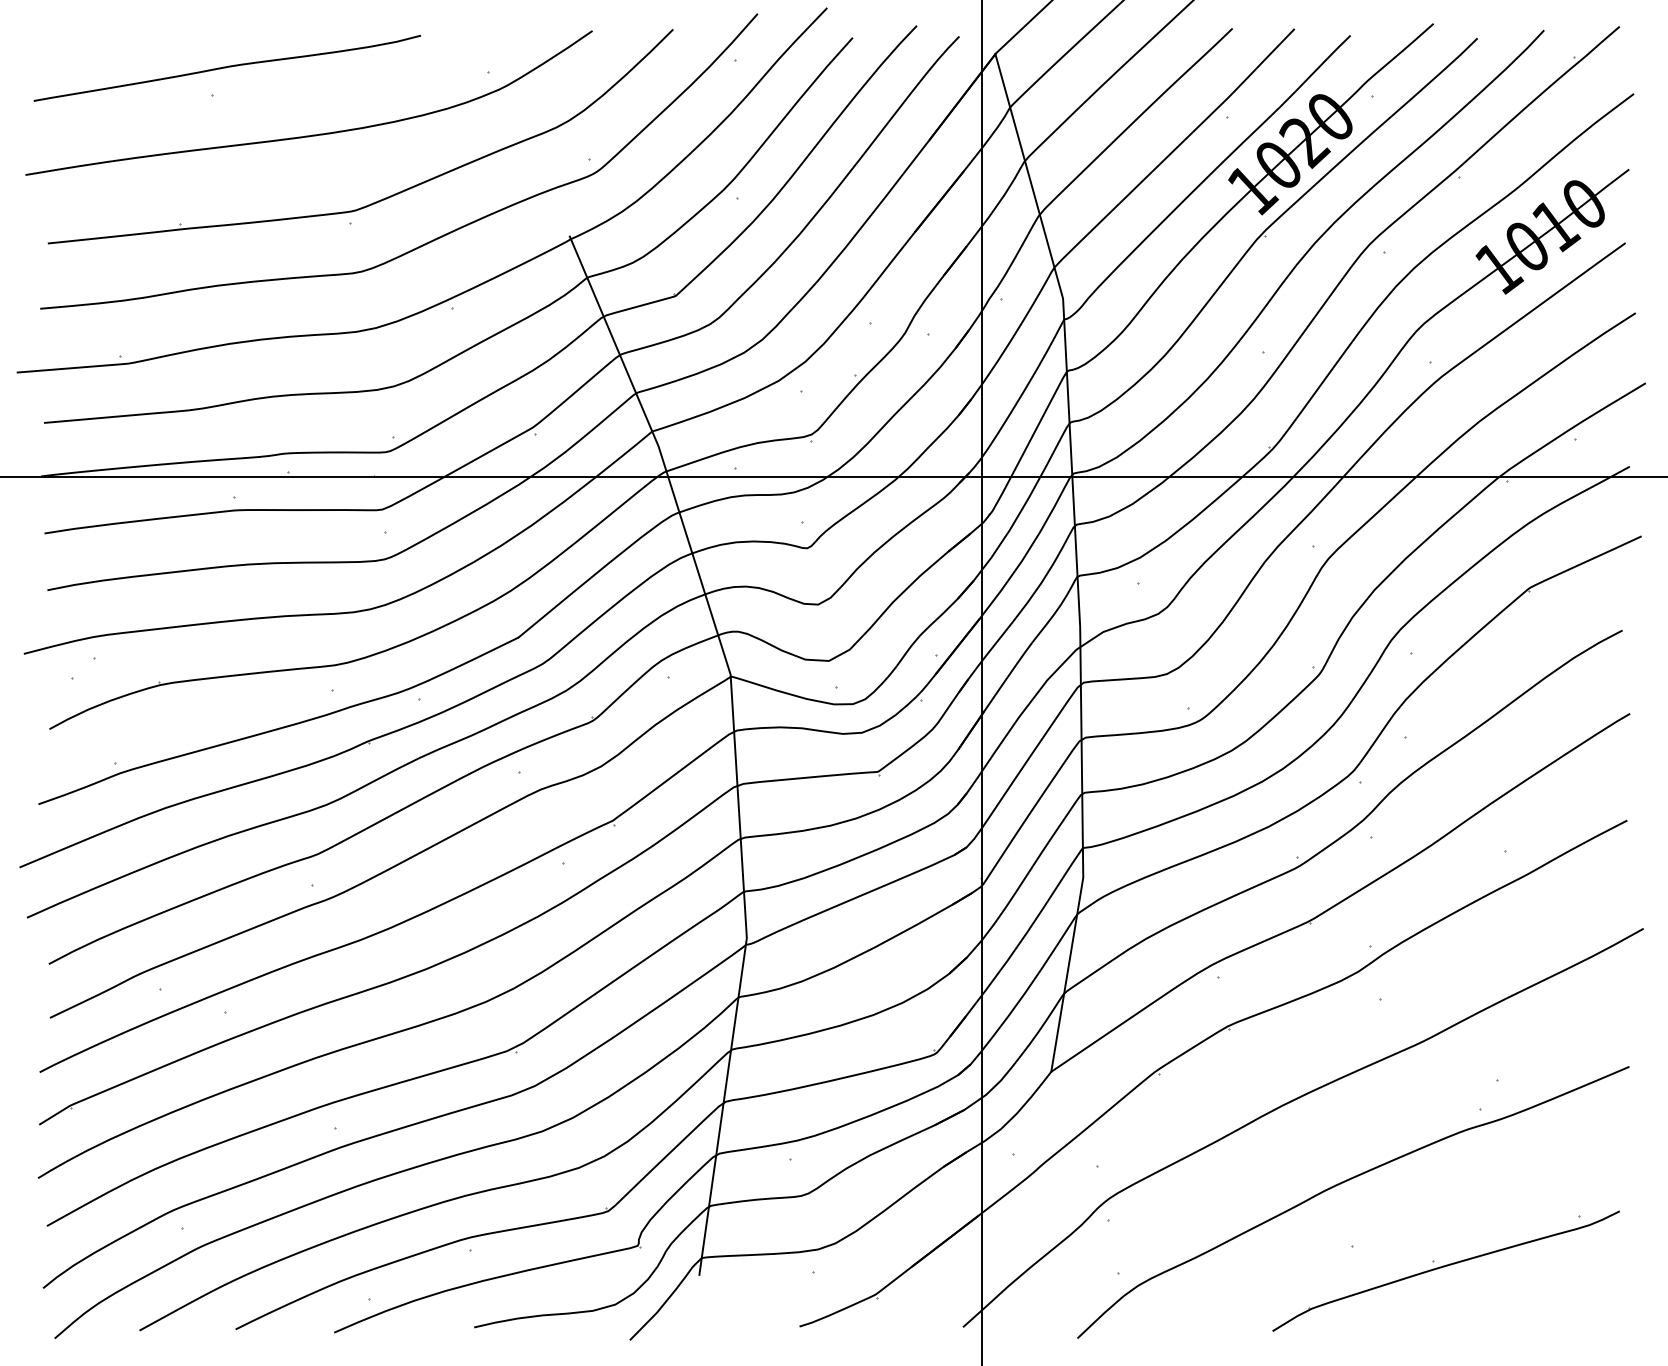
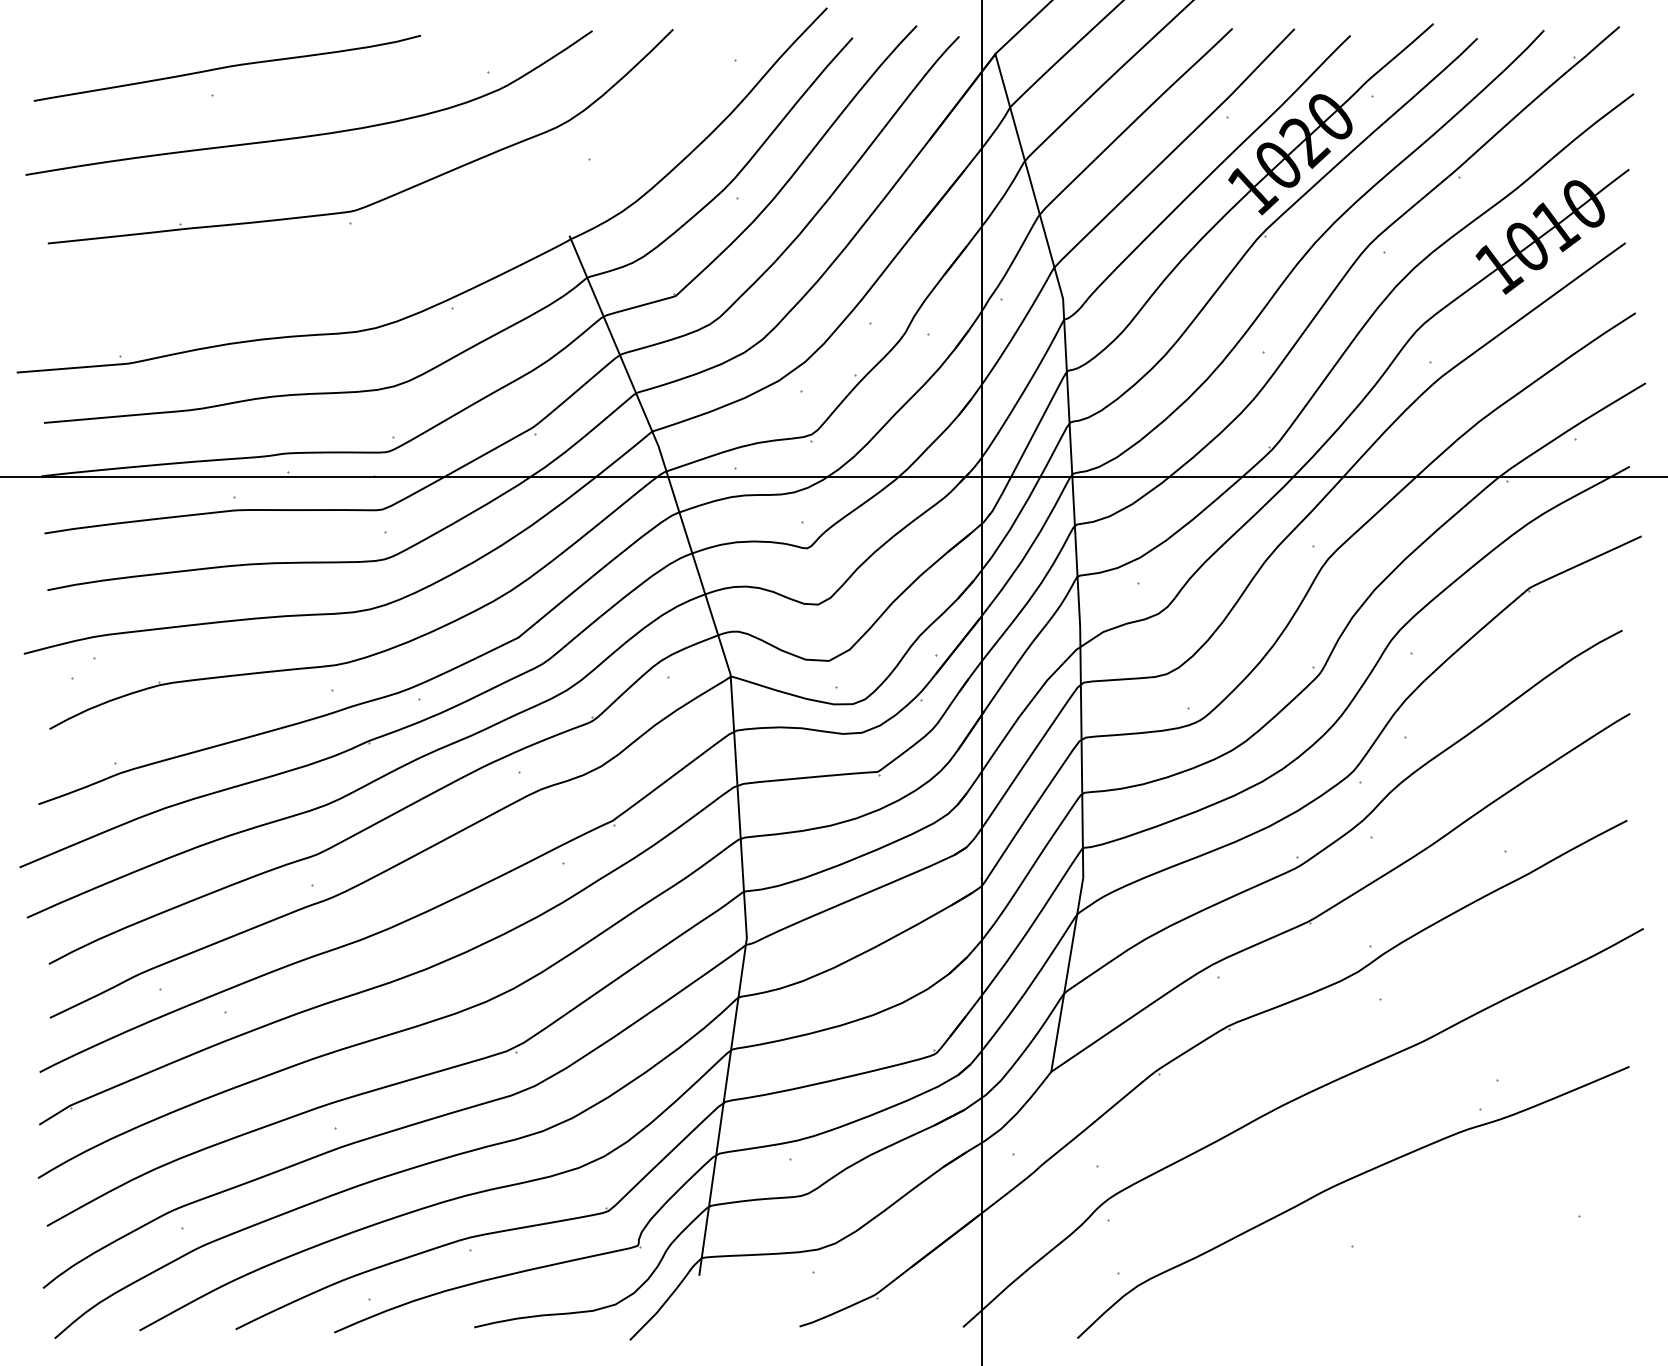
curve: present -> none (430, 240)
part: present -> none (1445, 1270)
